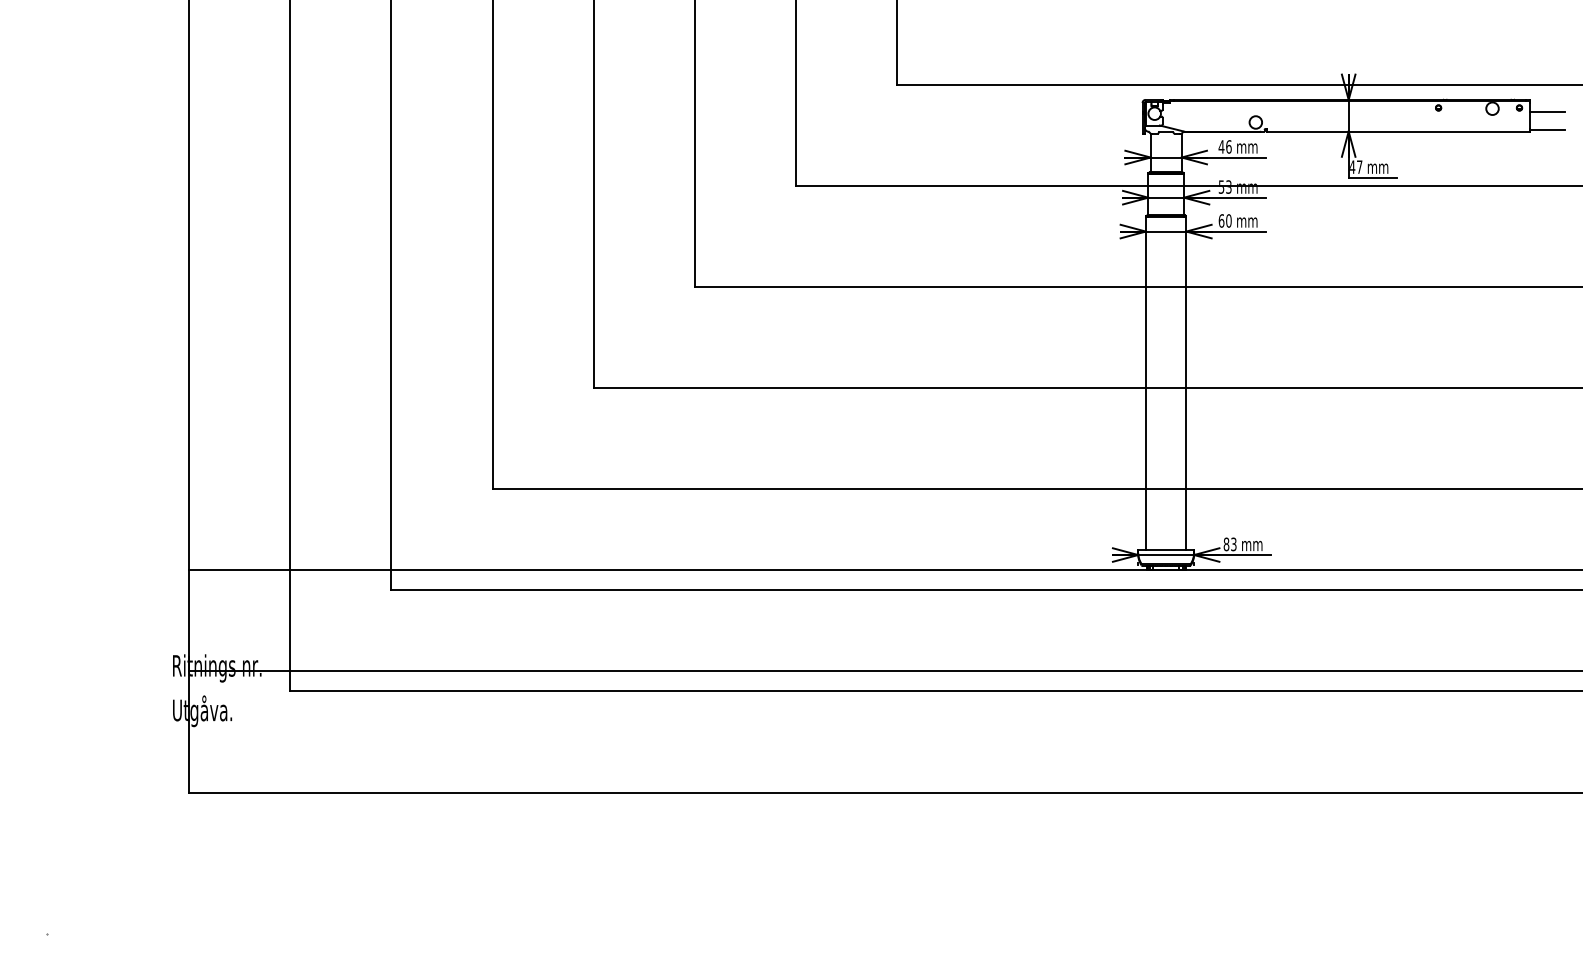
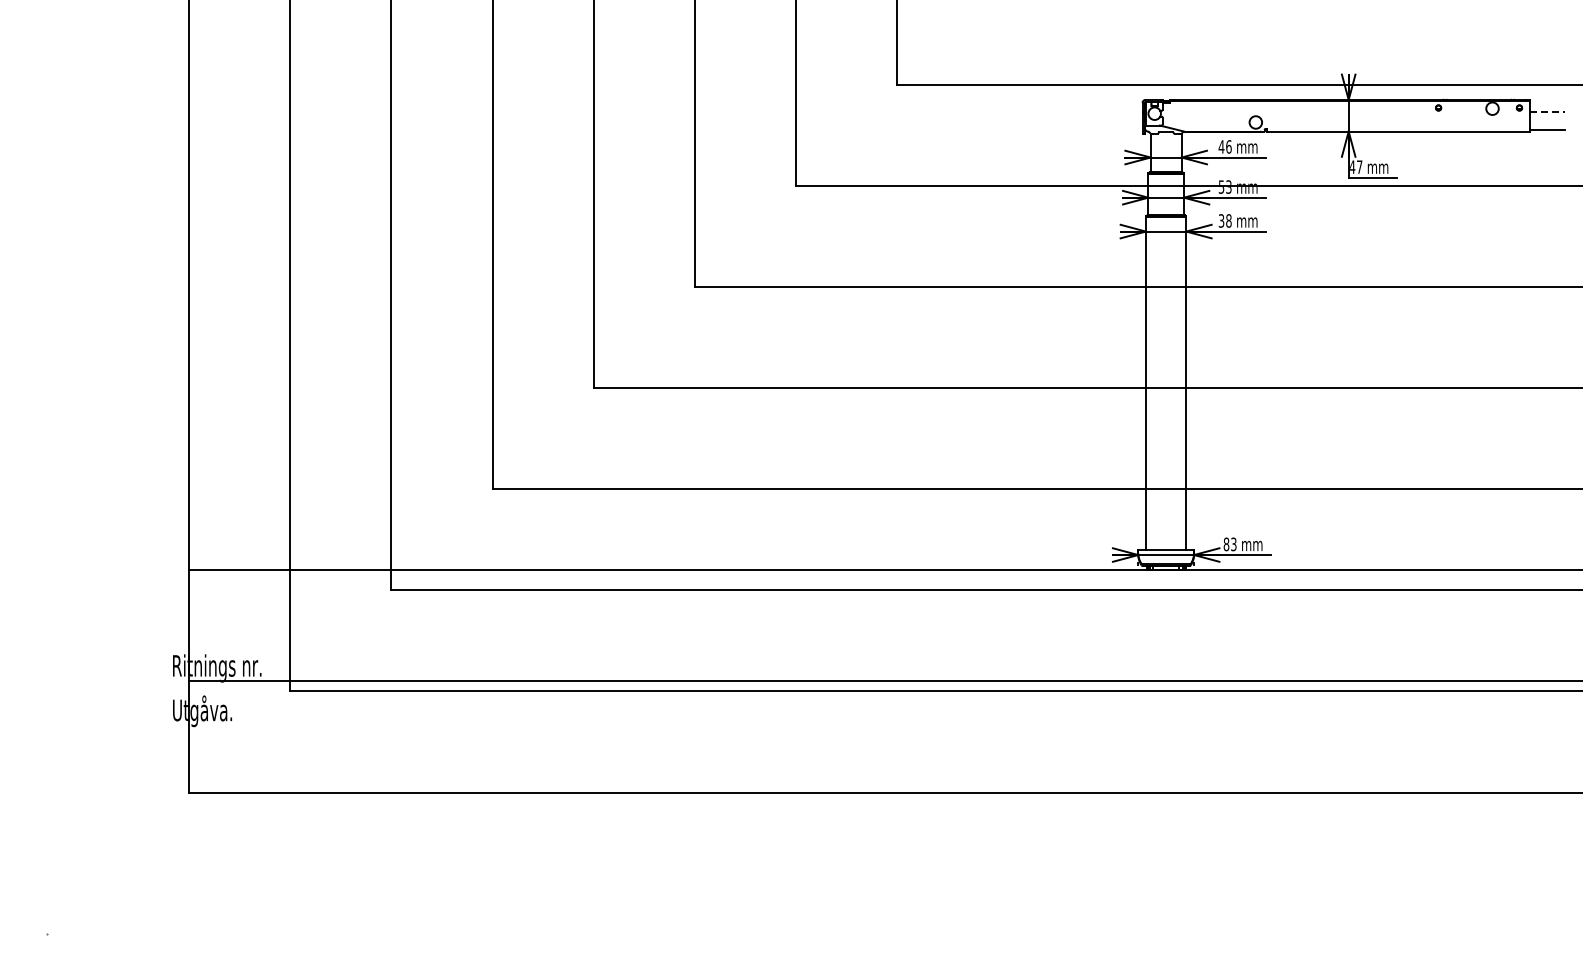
line: solid -> dashed (1547, 112)
text: 60 -> 38 (1224, 220)
line position: (884, 671) -> (884, 681) (884, 681)
